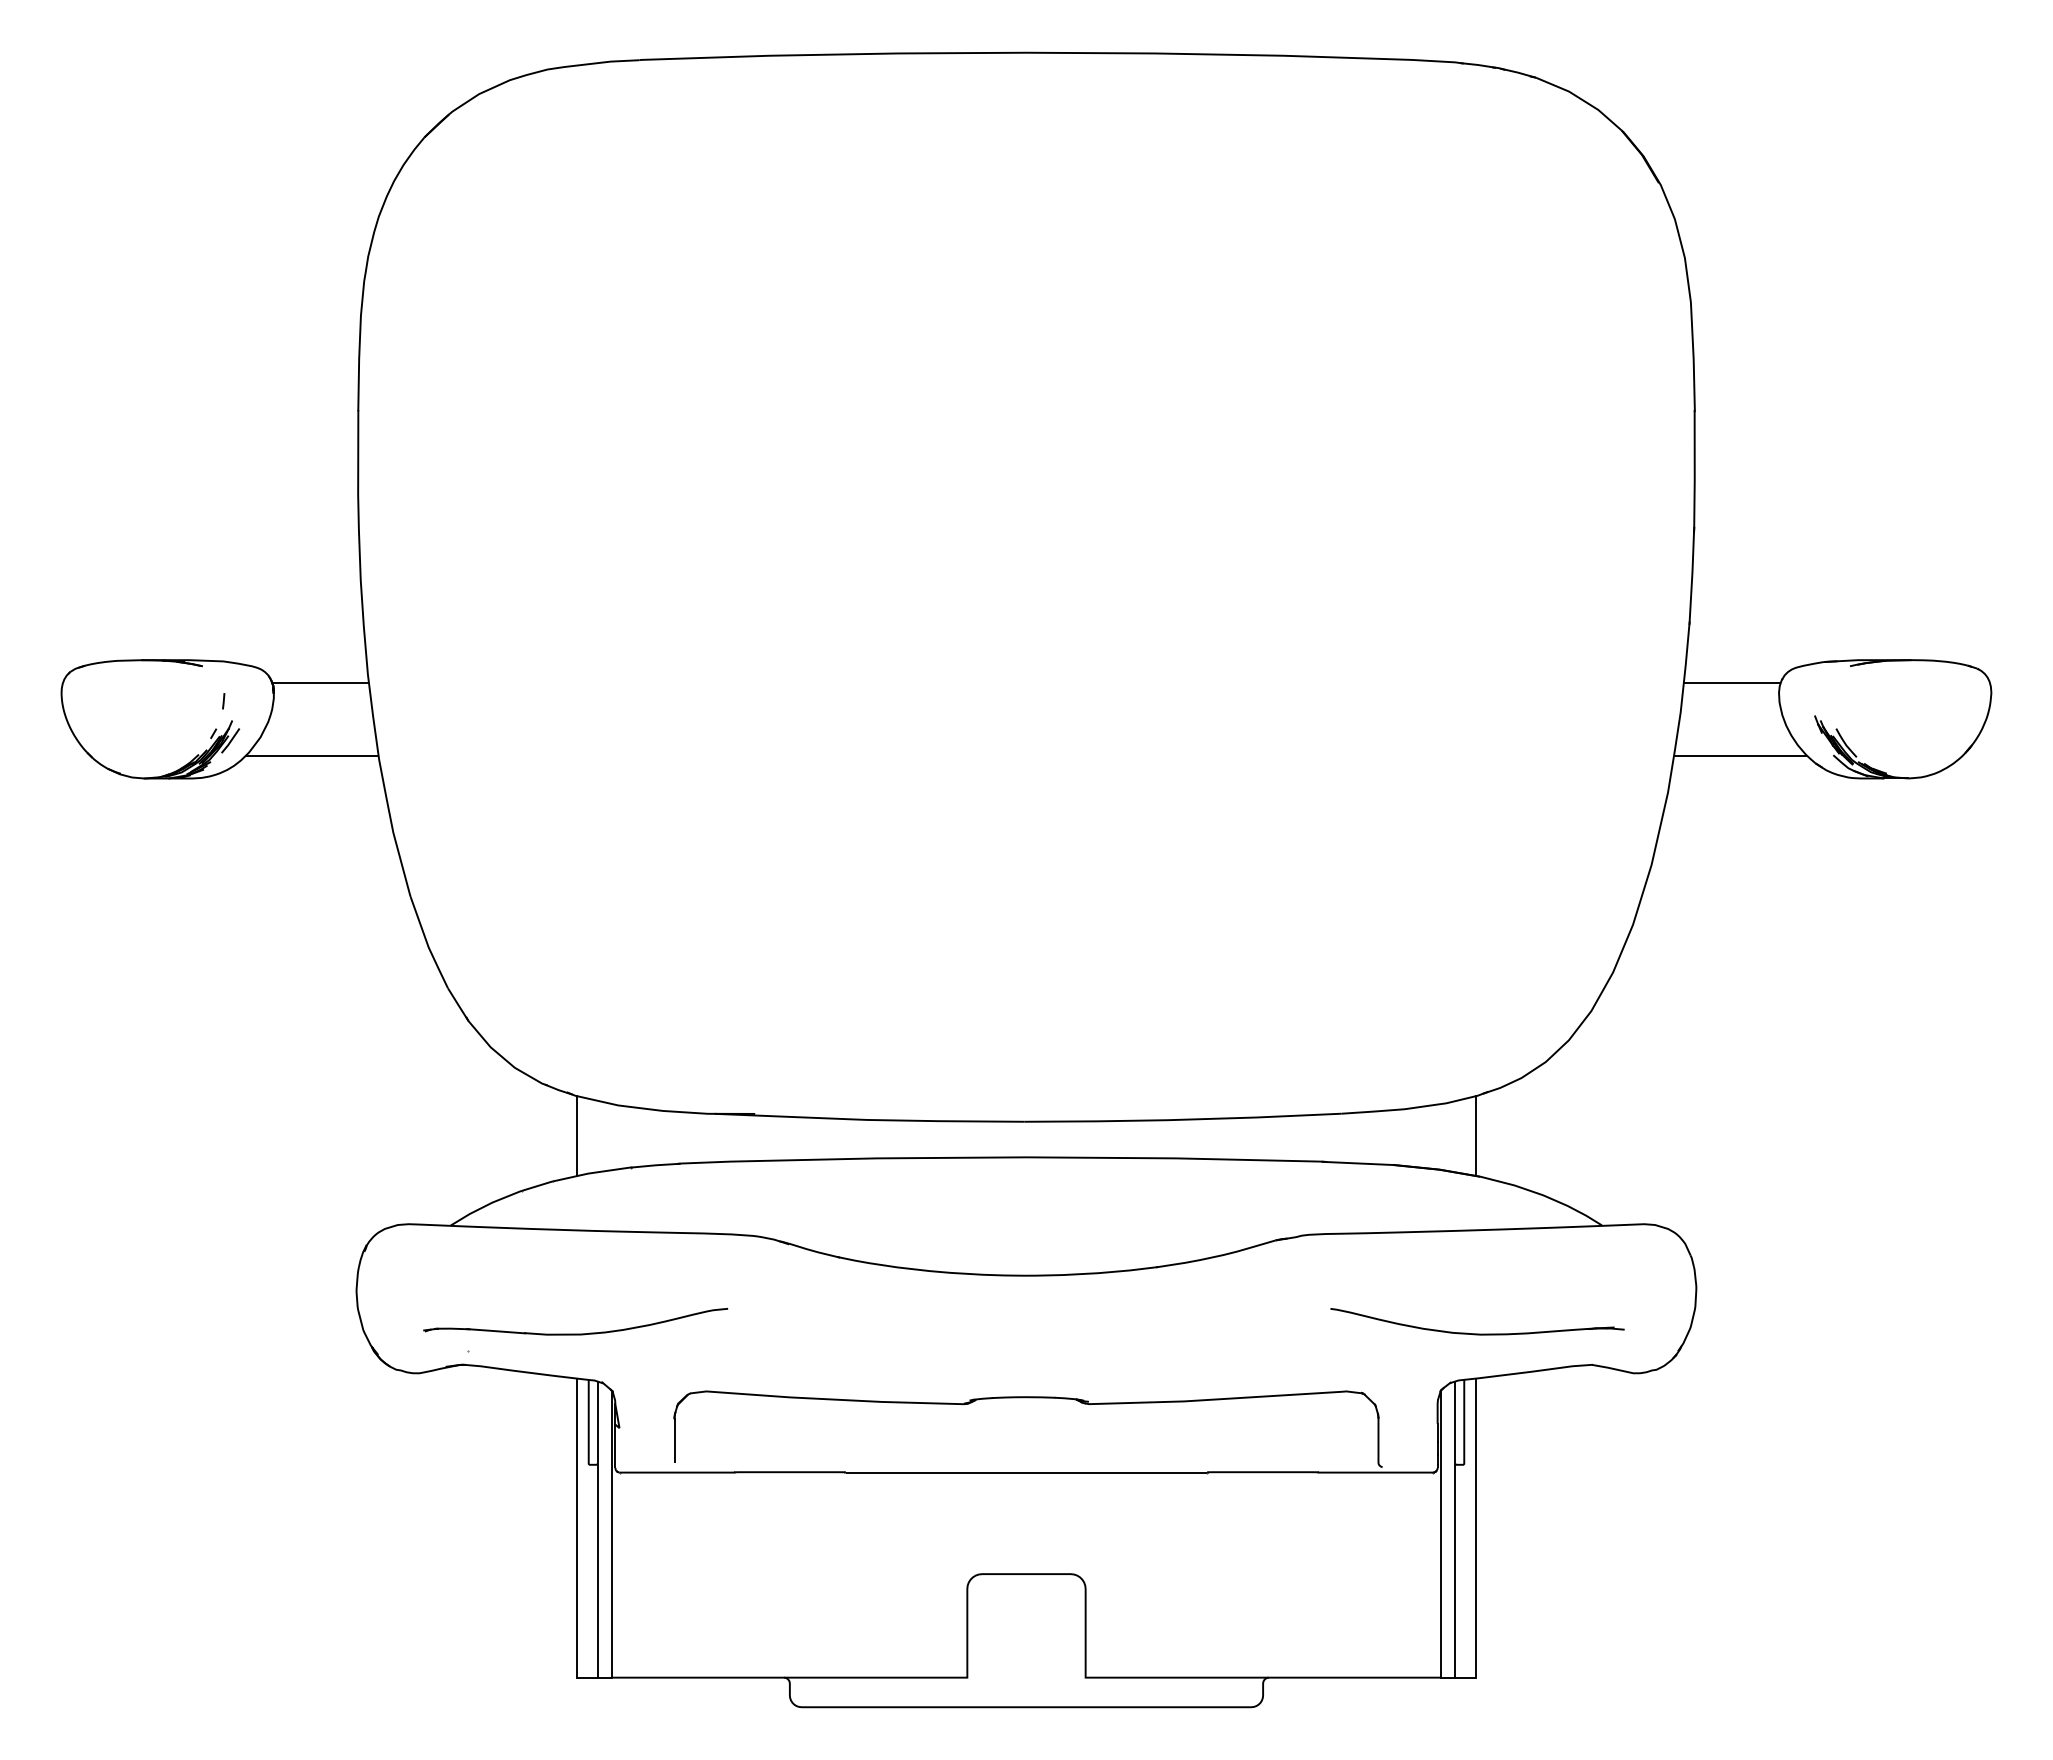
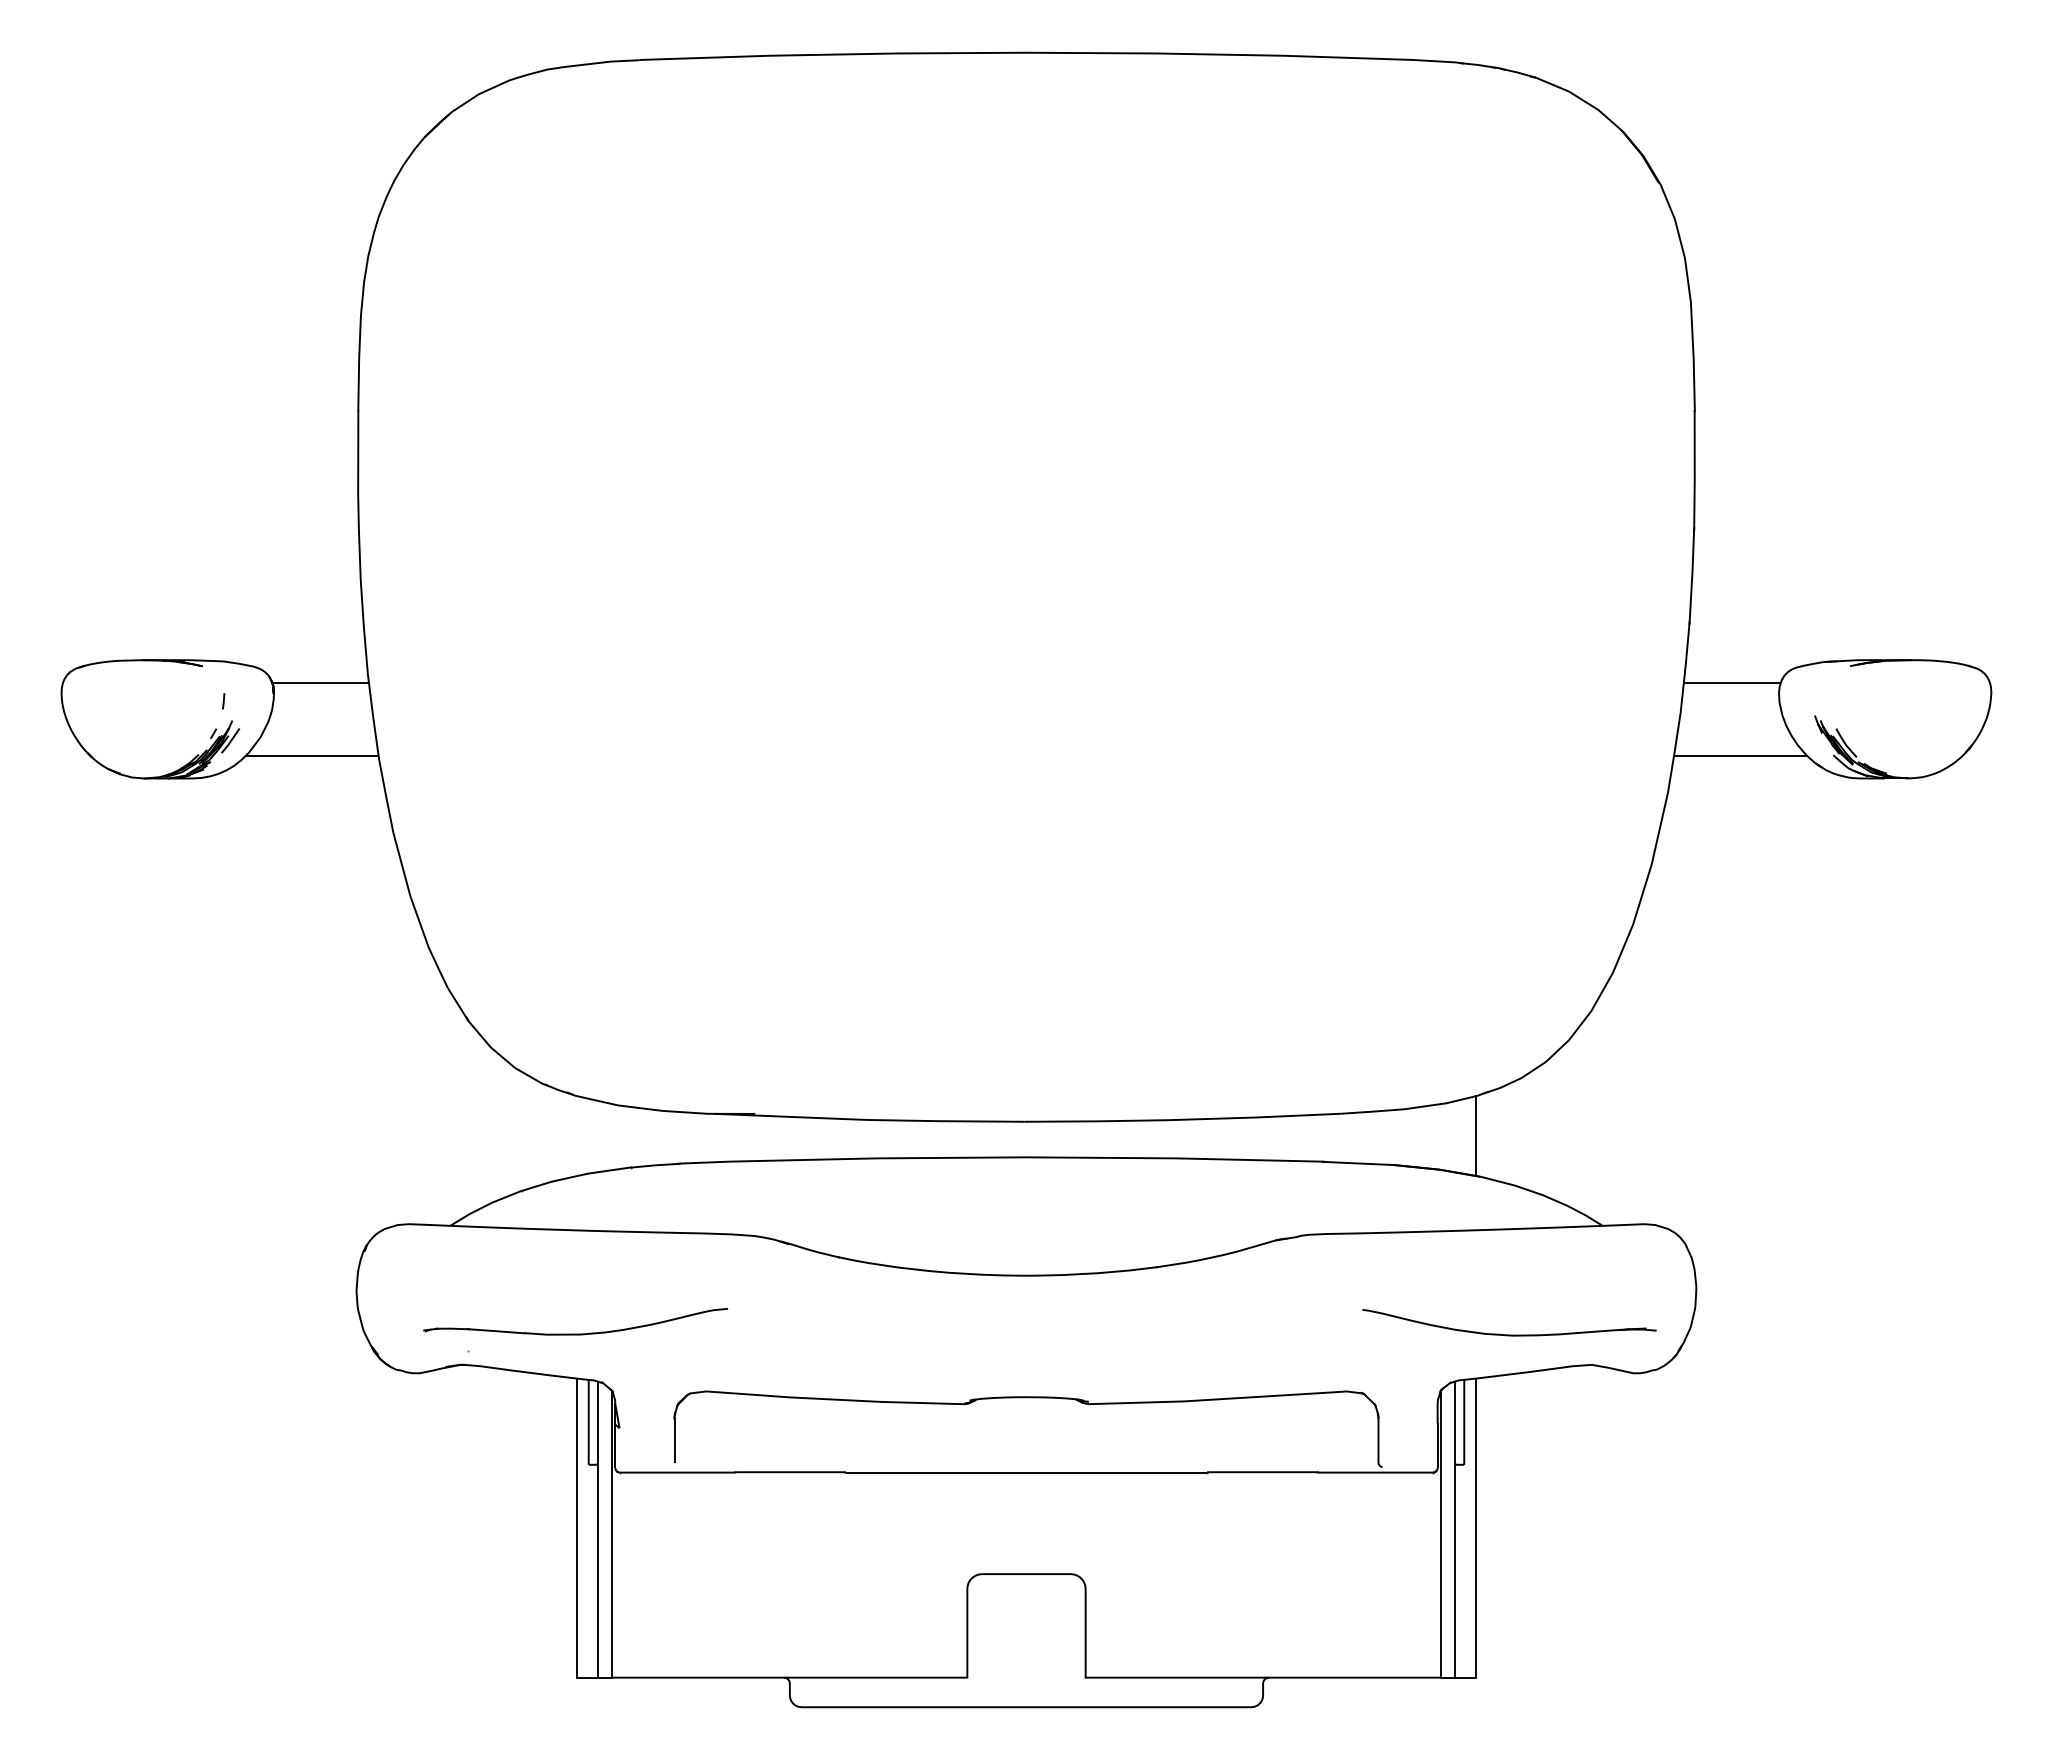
line: present -> none (576, 1136)
part position: (1477, 1333) -> (1509, 1334) (1509, 1334)
